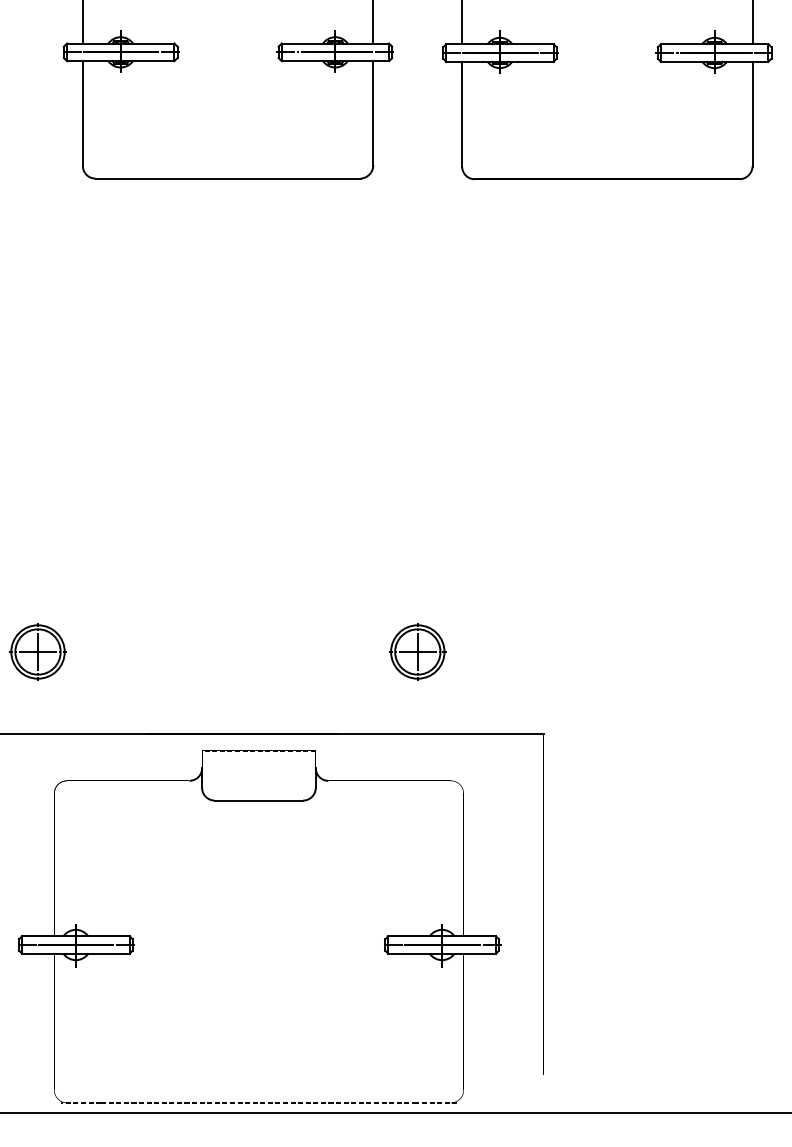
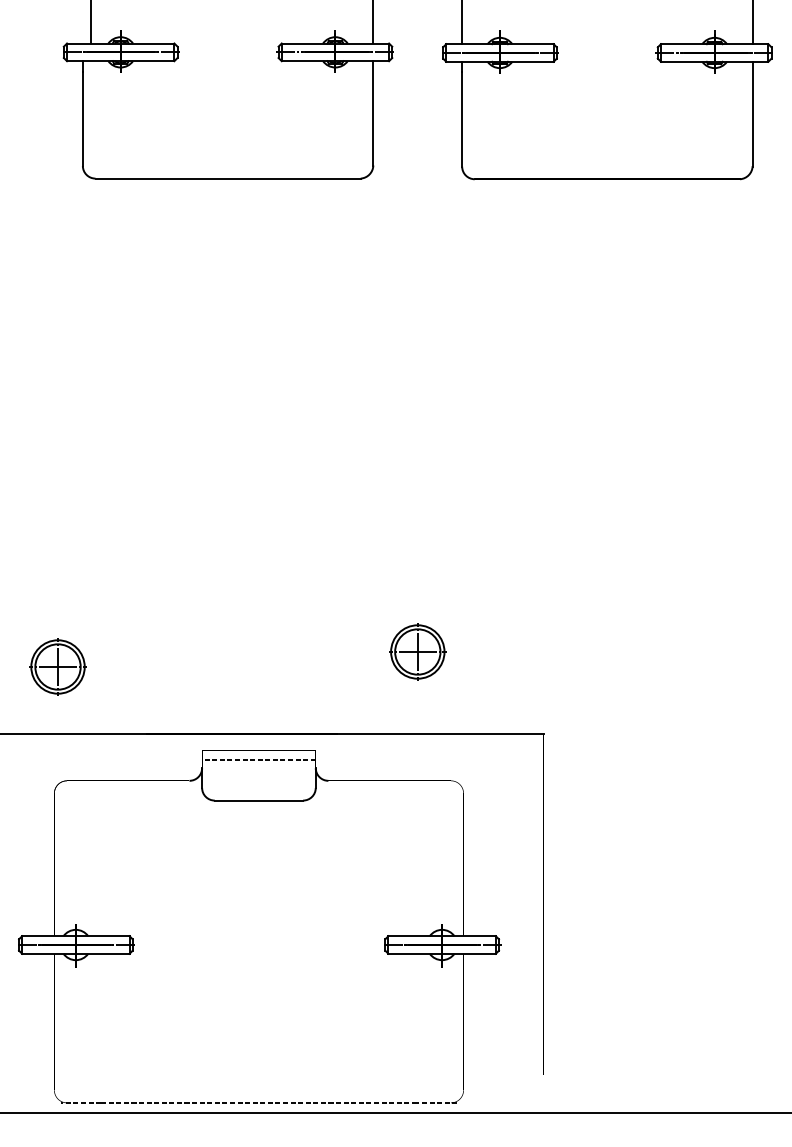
line position: (82, 22) -> (90, 22) (90, 22)
part position: (37, 651) -> (57, 666) (57, 666)
line position: (258, 750) -> (258, 759) (258, 759)
